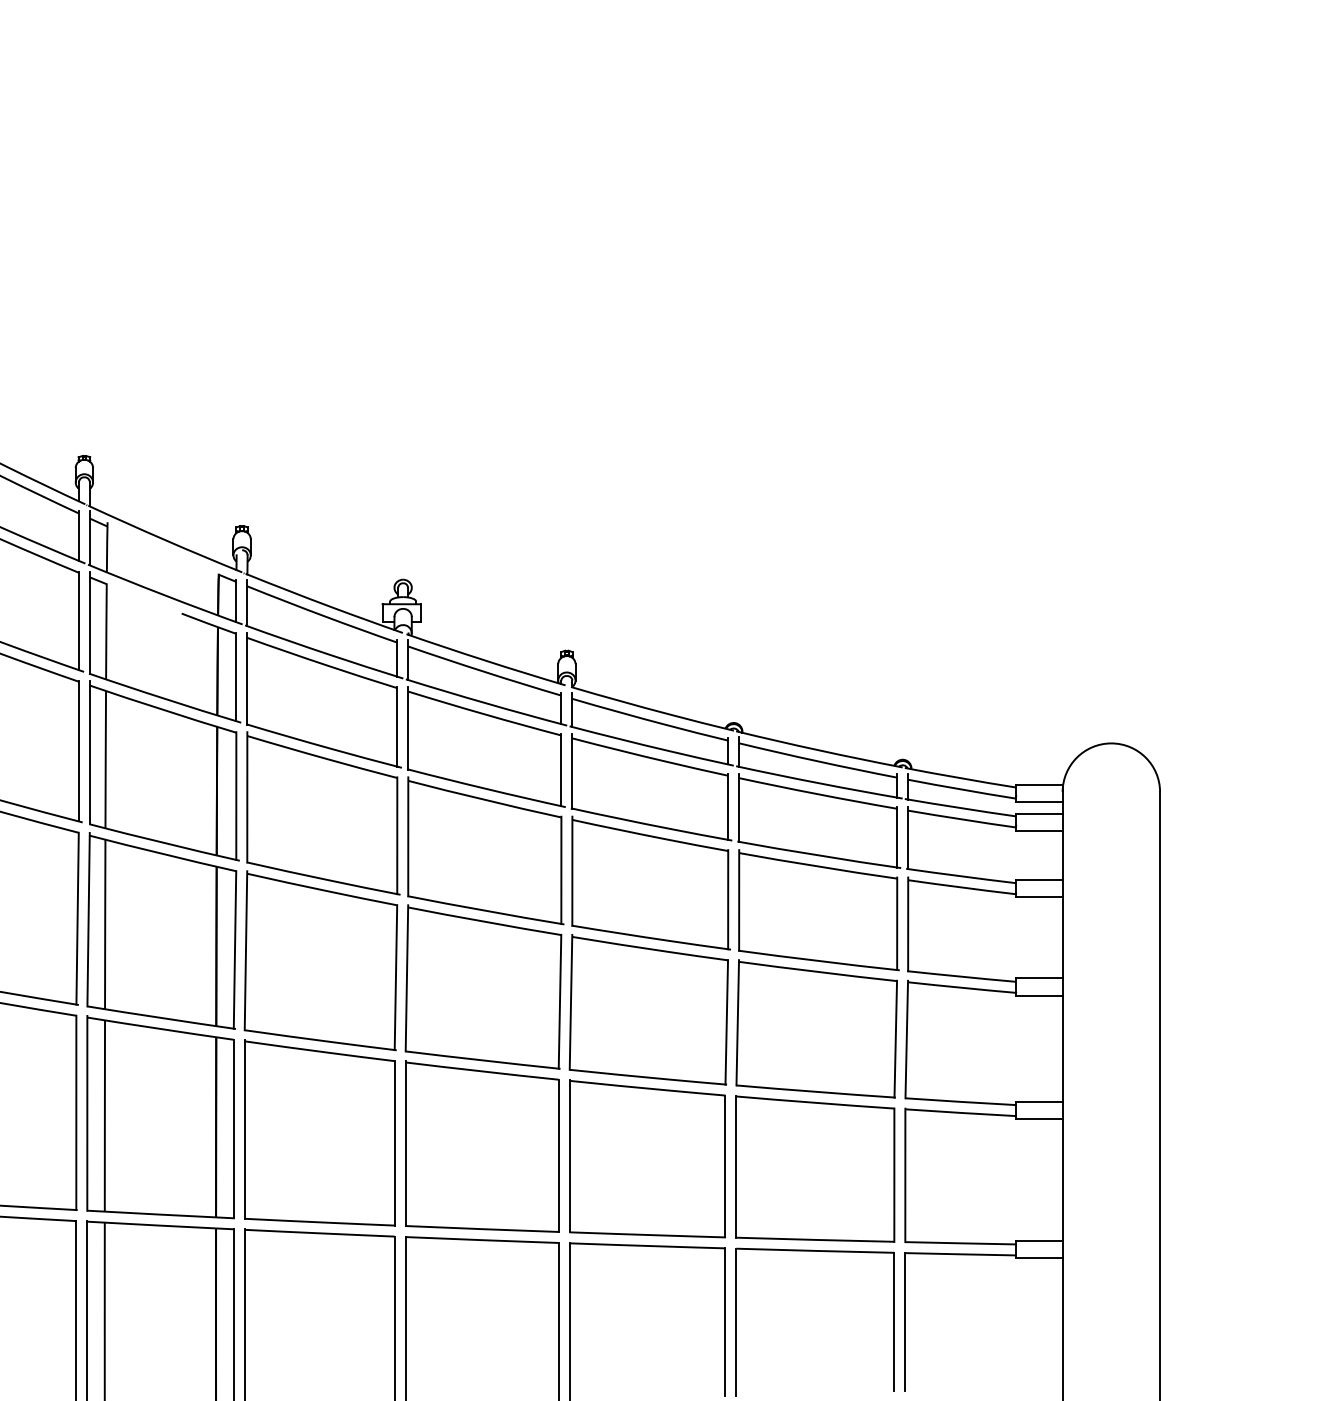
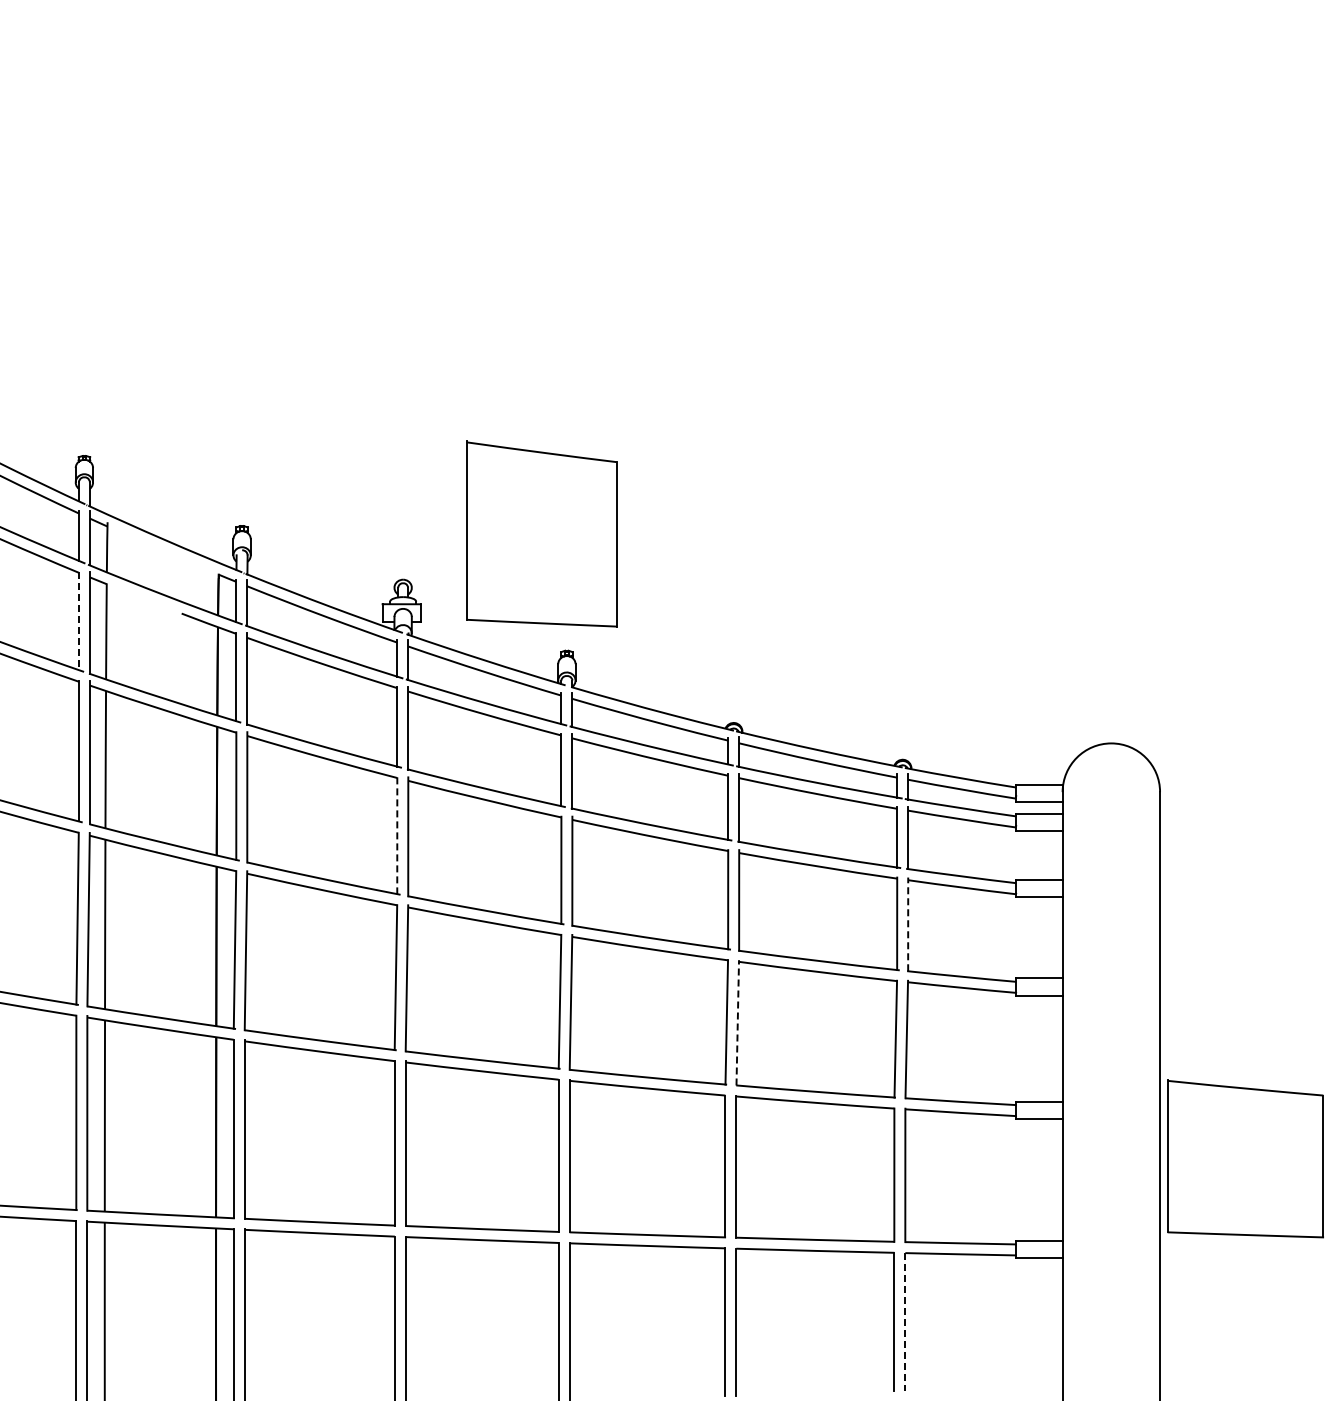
part: none -> present (541, 533)
line: solid -> dashed (78, 621)
line: solid -> dashed (397, 836)
line: solid -> dashed (908, 924)
line: solid -> dashed (737, 1022)
part: none -> present (1245, 1158)
line: solid -> dashed (905, 1322)
